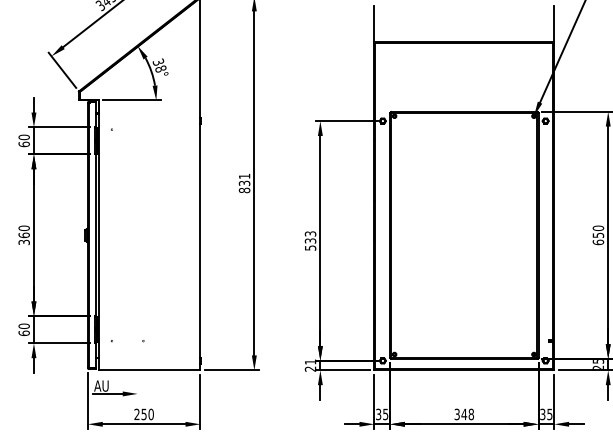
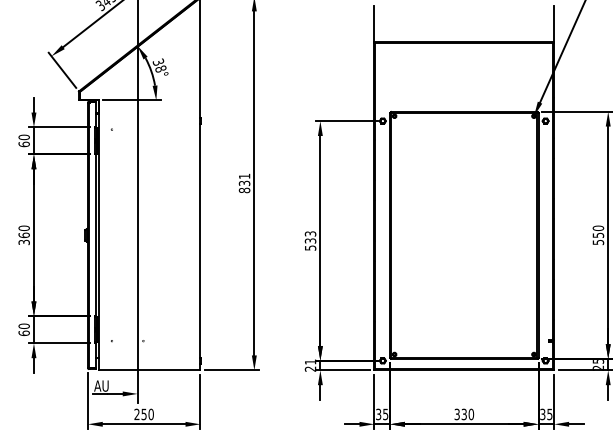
line: none -> present (137, 202)
text: 650 -> 550 (598, 242)
text: 348 -> 330 (467, 414)
